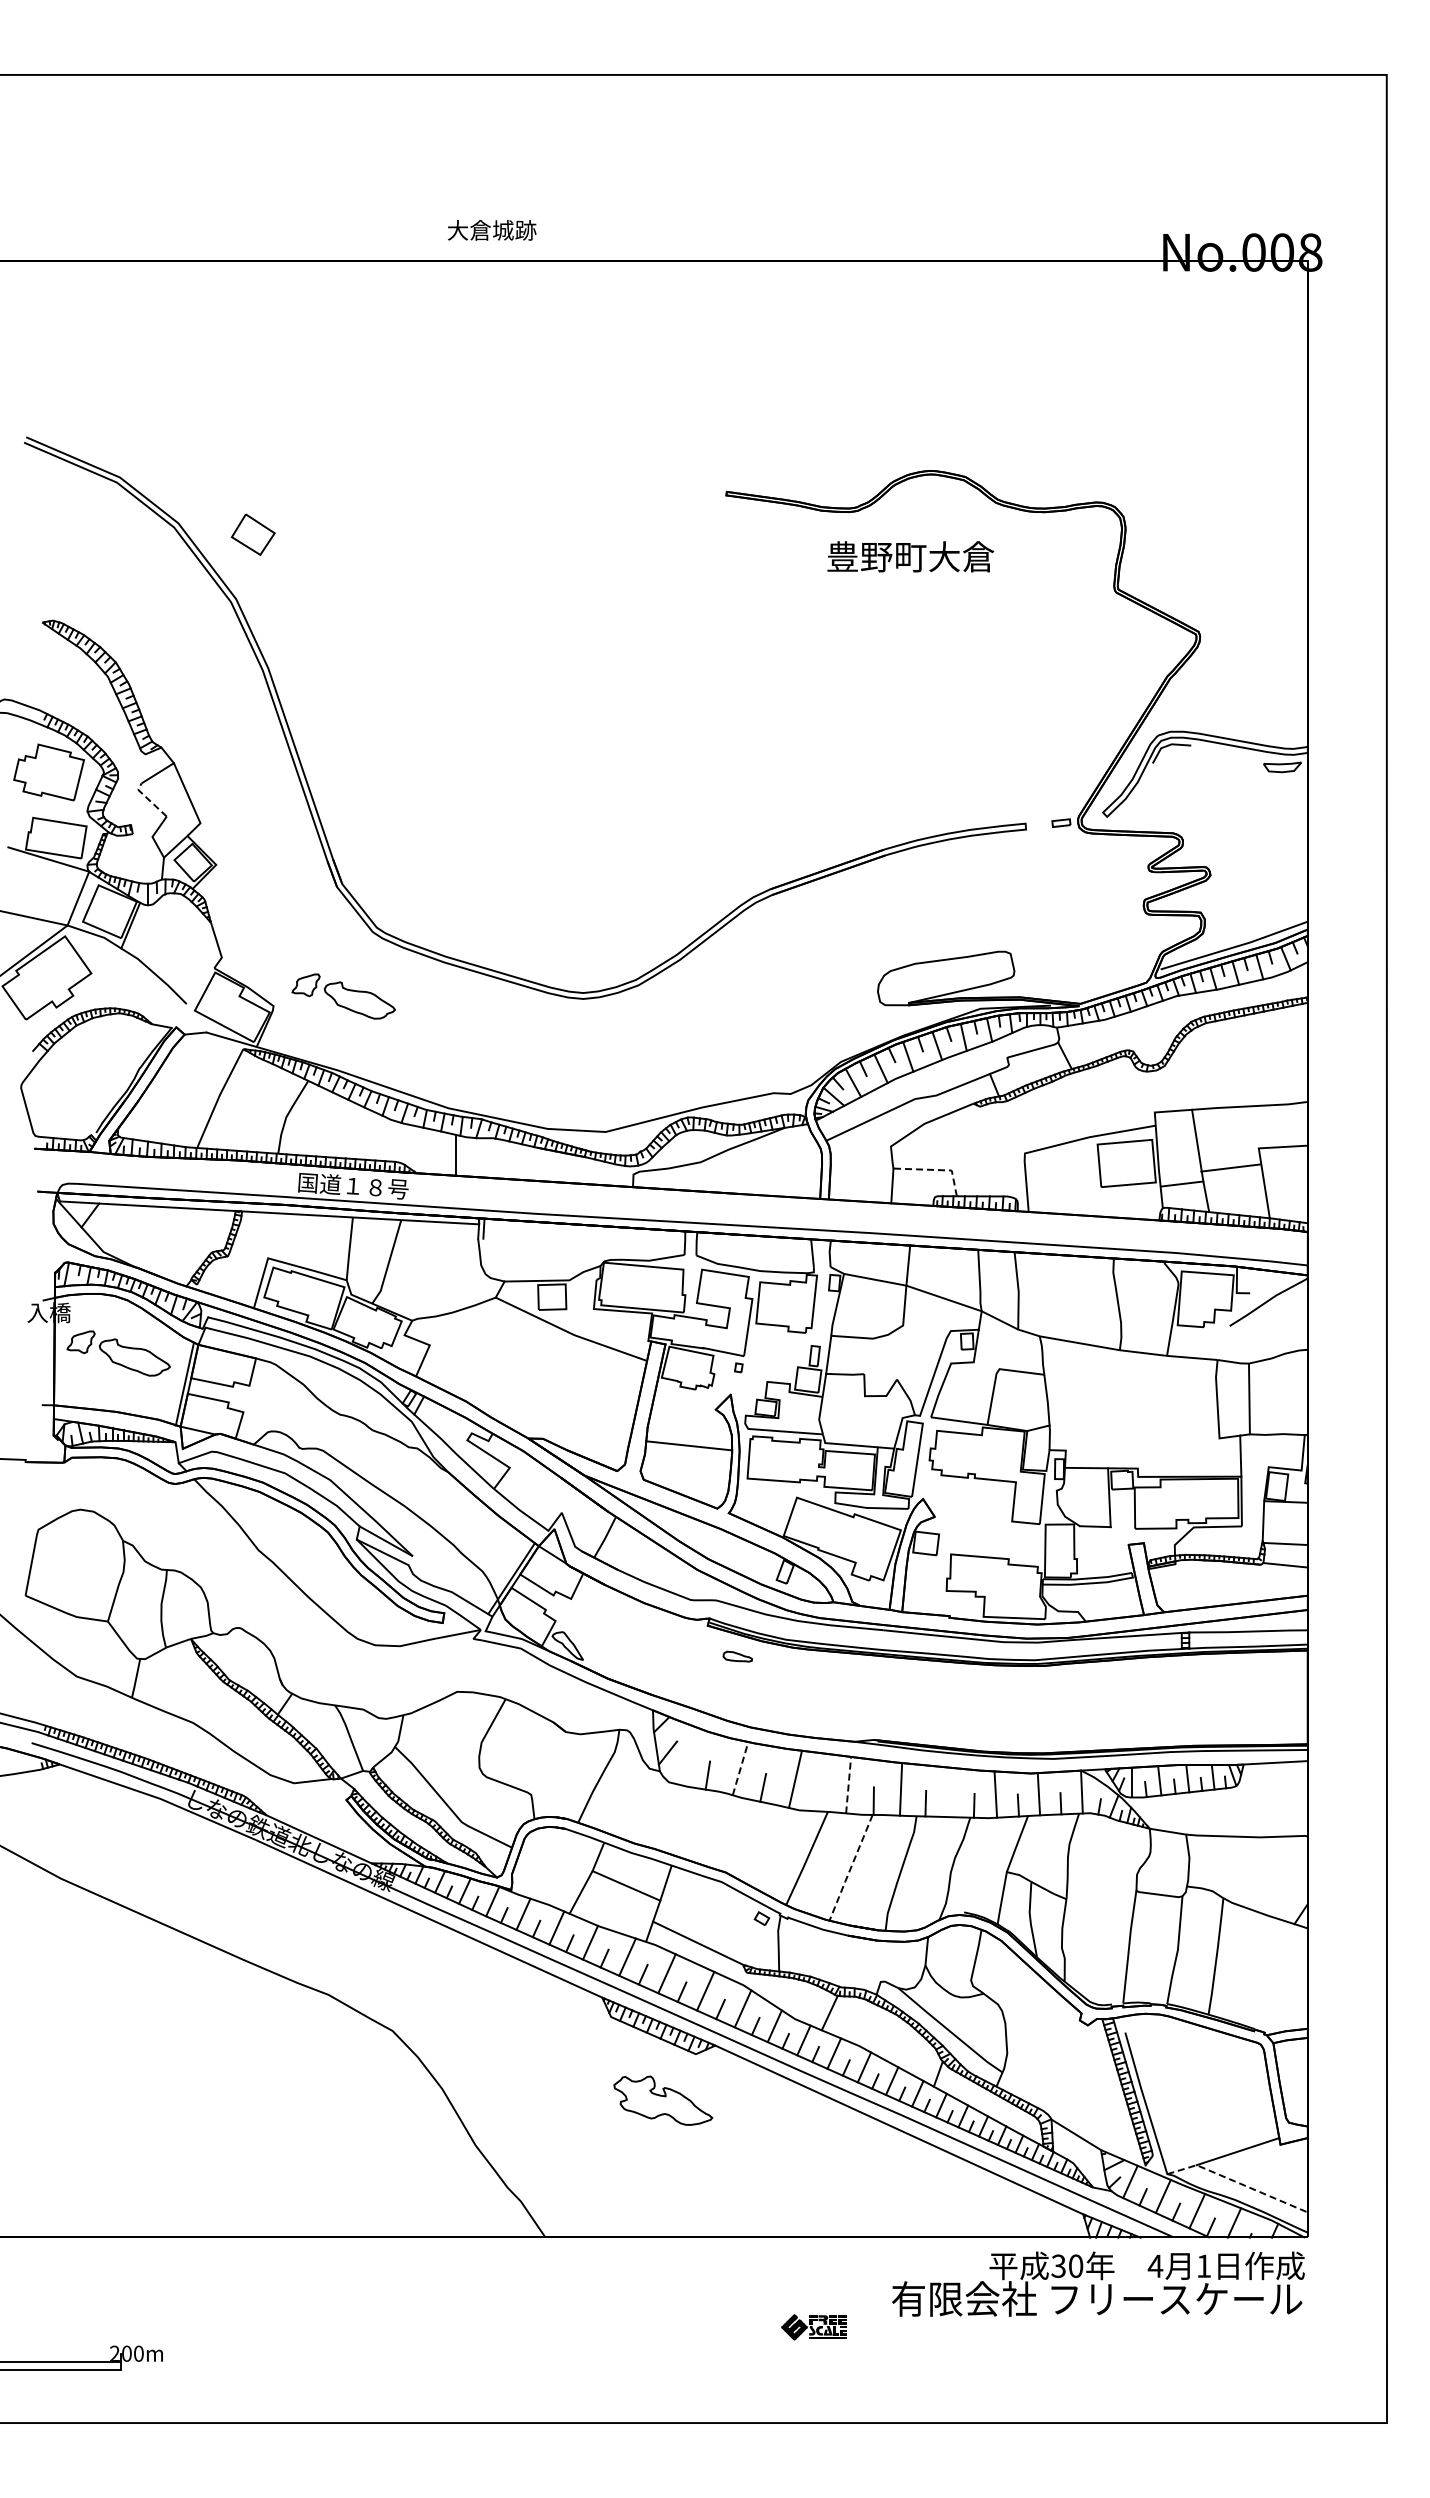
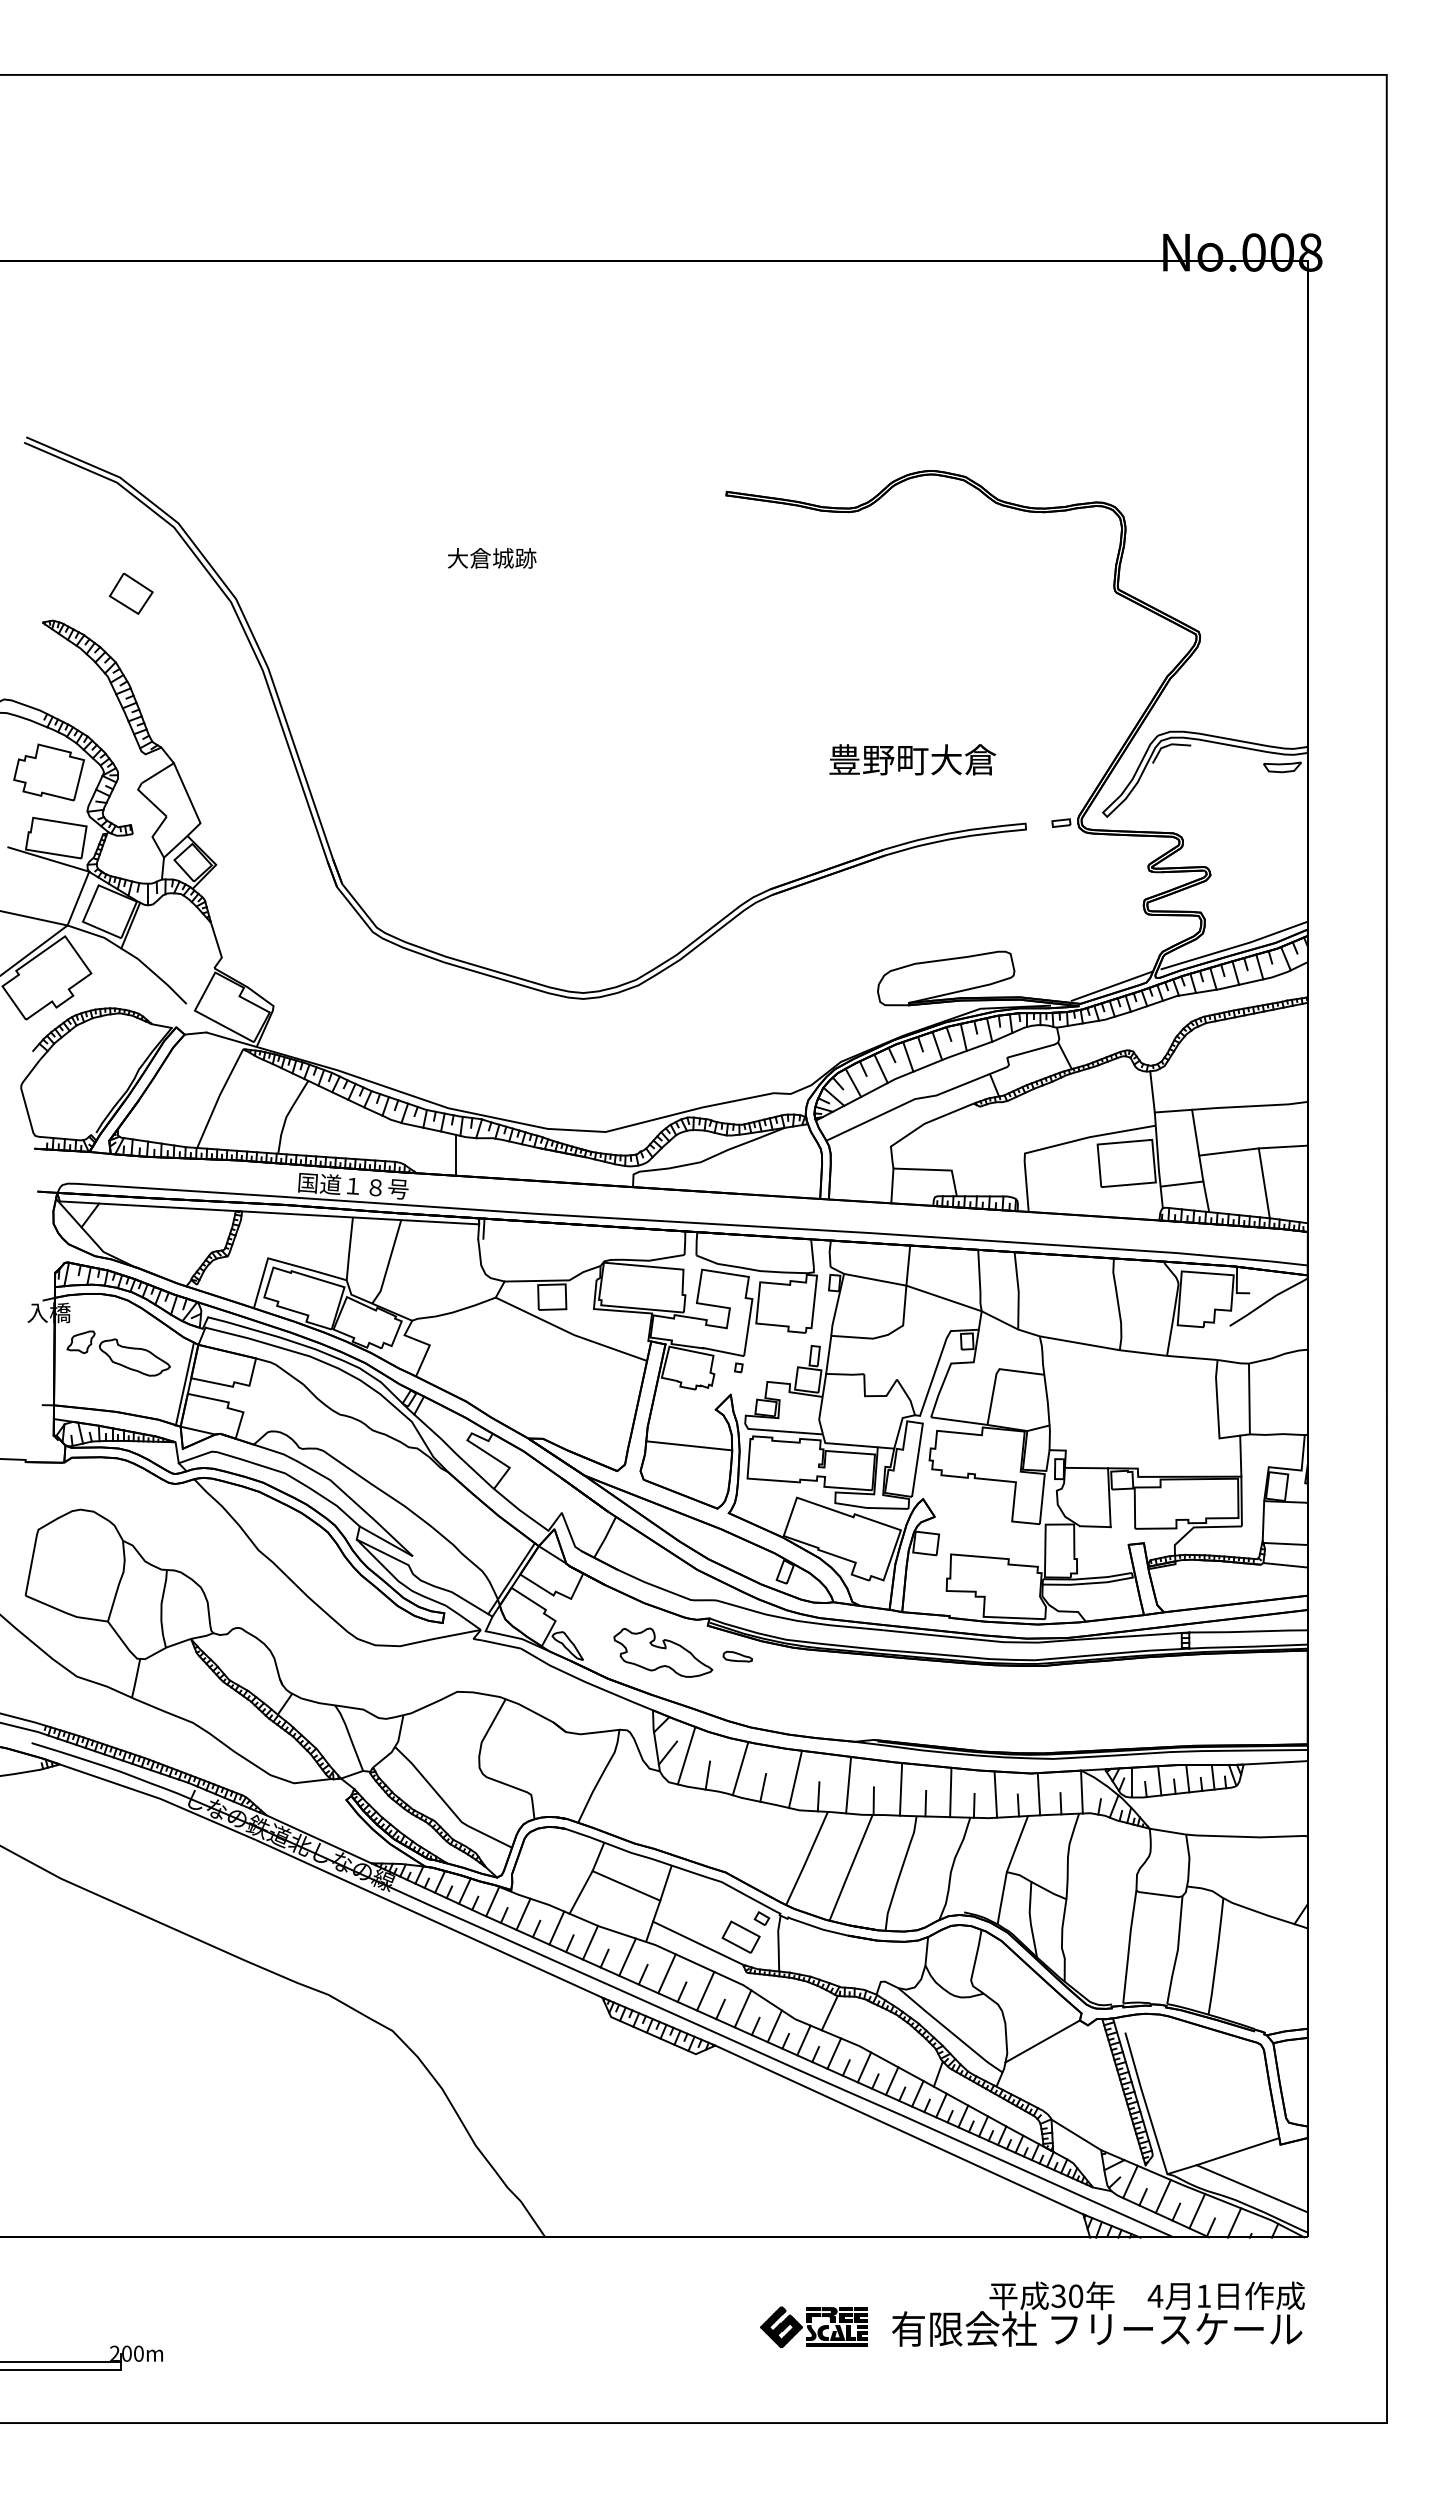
text position: (492, 230) -> (492, 558) (492, 558)
part position: (252, 534) -> (130, 593) (130, 593)
text position: (910, 556) -> (912, 759) (912, 759)
line: dashed -> solid (148, 799)
line: none -> present (1111, 985)
part: present -> none (343, 996)
line: none -> present (1152, 1091)
line position: (1230, 1167) -> (1228, 1151) (1228, 1151)
line: dashed -> solid (935, 1170)
line: none -> present (686, 1755)
line: dashed -> solid (740, 1768)
line: dashed -> solid (848, 1784)
line: none -> present (950, 1792)
line: none -> present (818, 1796)
line: dashed -> solid (851, 1867)
part: none -> present (740, 1936)
line: none -> present (1042, 2041)
part position: (663, 2100) -> (663, 1652) (663, 1652)
line: dashed -> solid (1238, 2182)
text position: (1098, 2283) -> (1098, 2313) (1098, 2313)
part size: 66x27 px -> 108x43 px (813, 2327)
